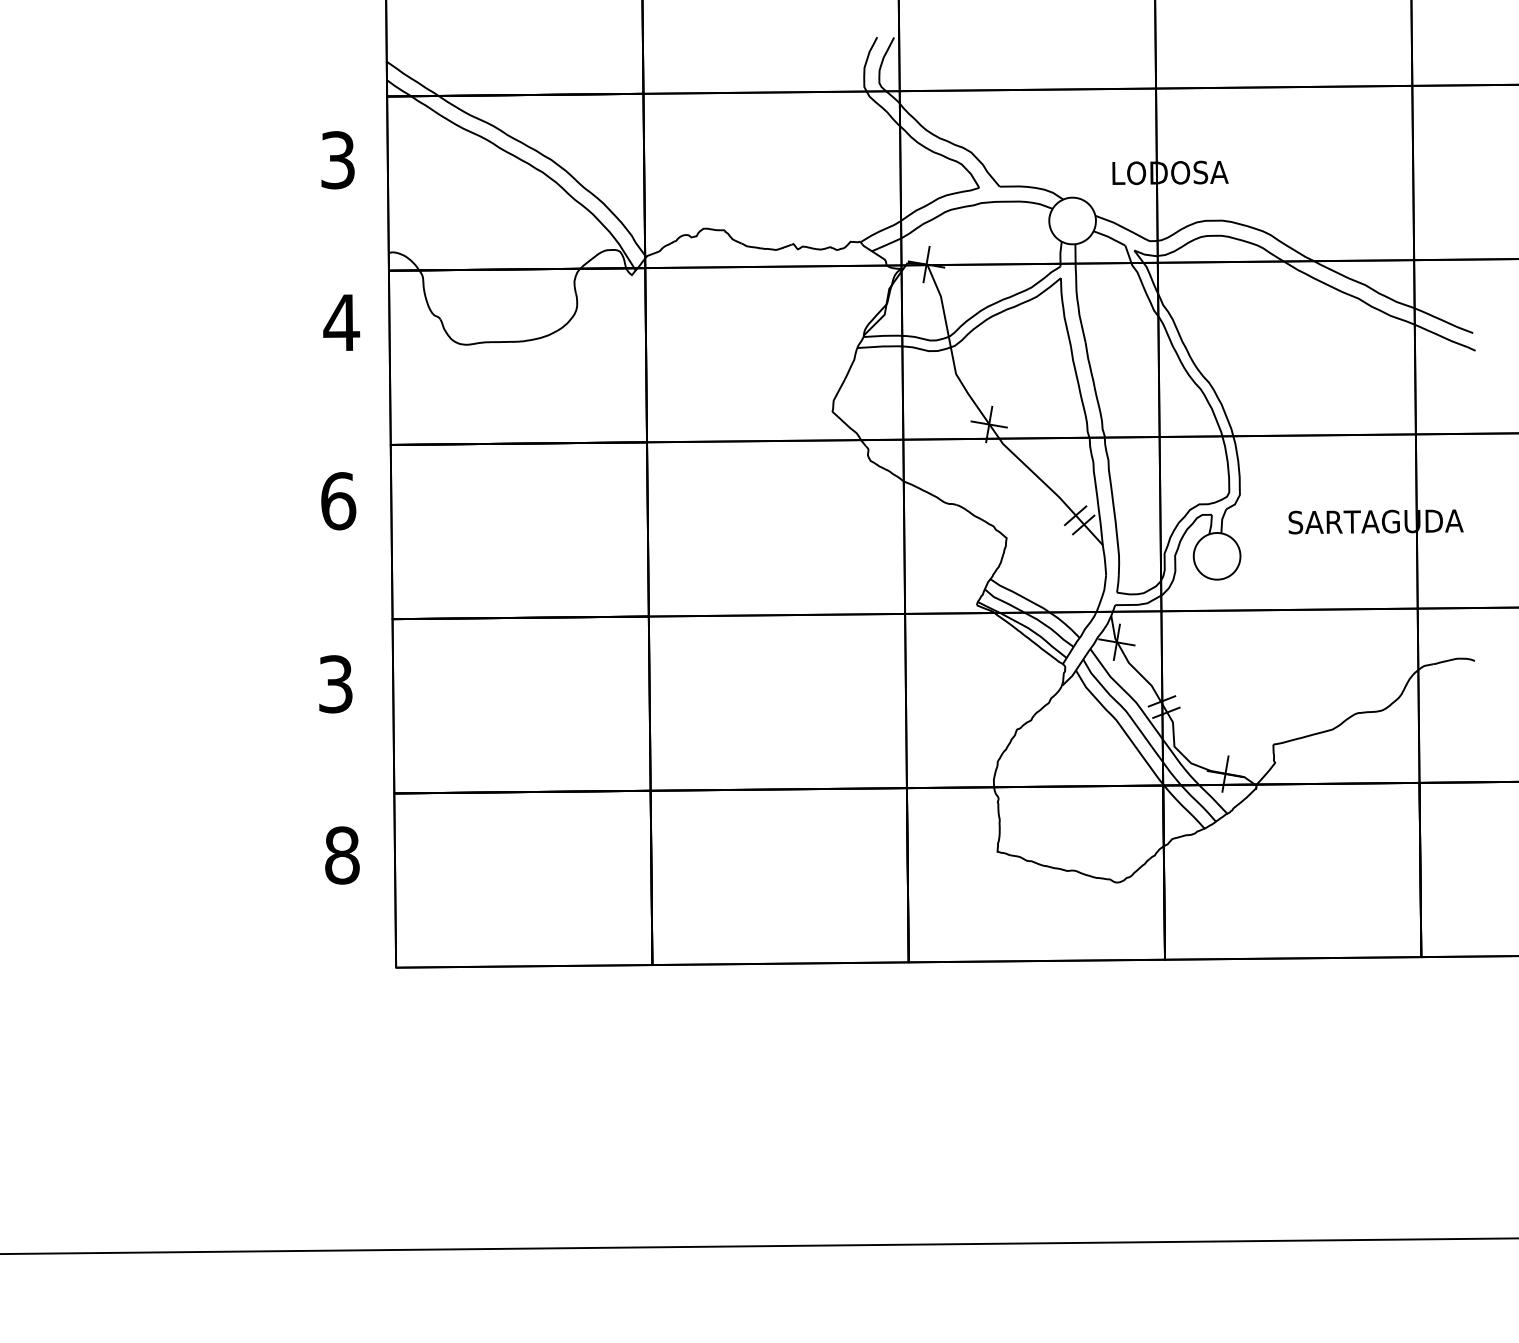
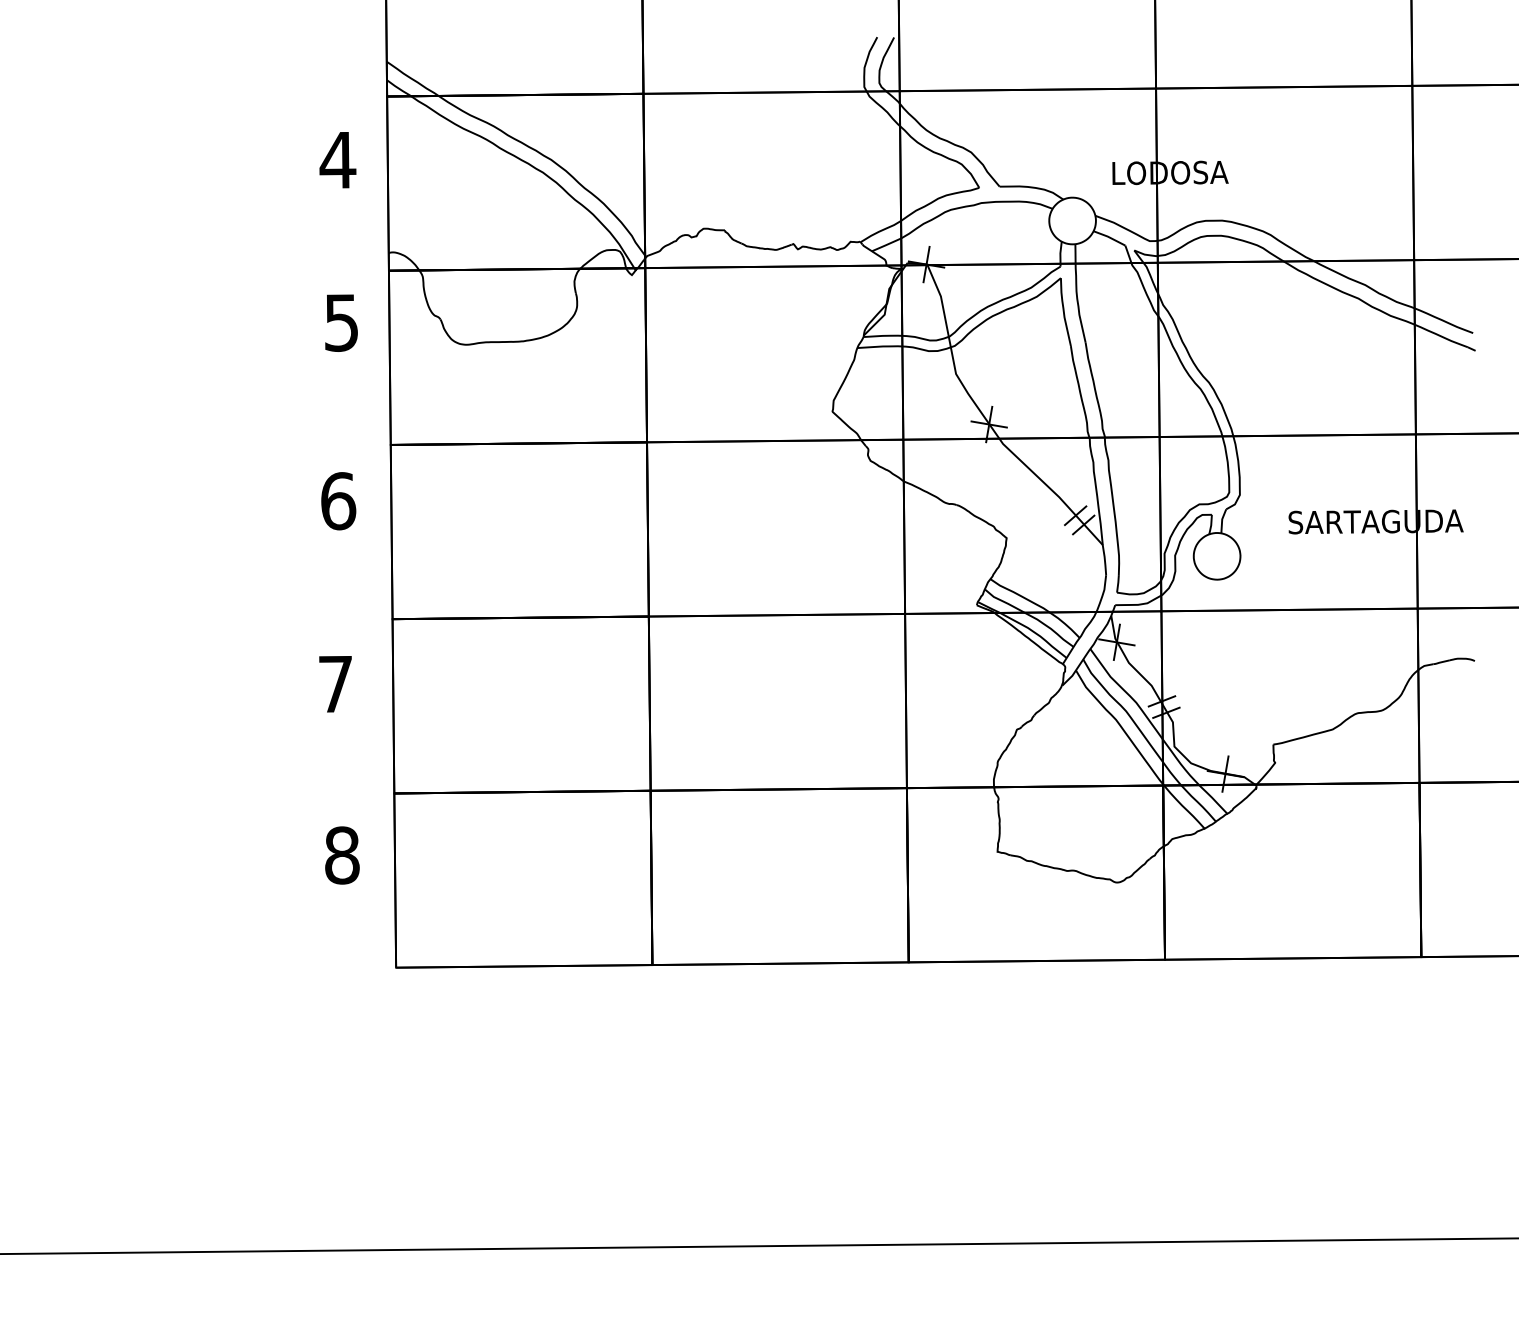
text: 3 -> 4 (337, 160)
text: 4 -> 5 (341, 322)
text: 3 -> 7 (335, 684)
